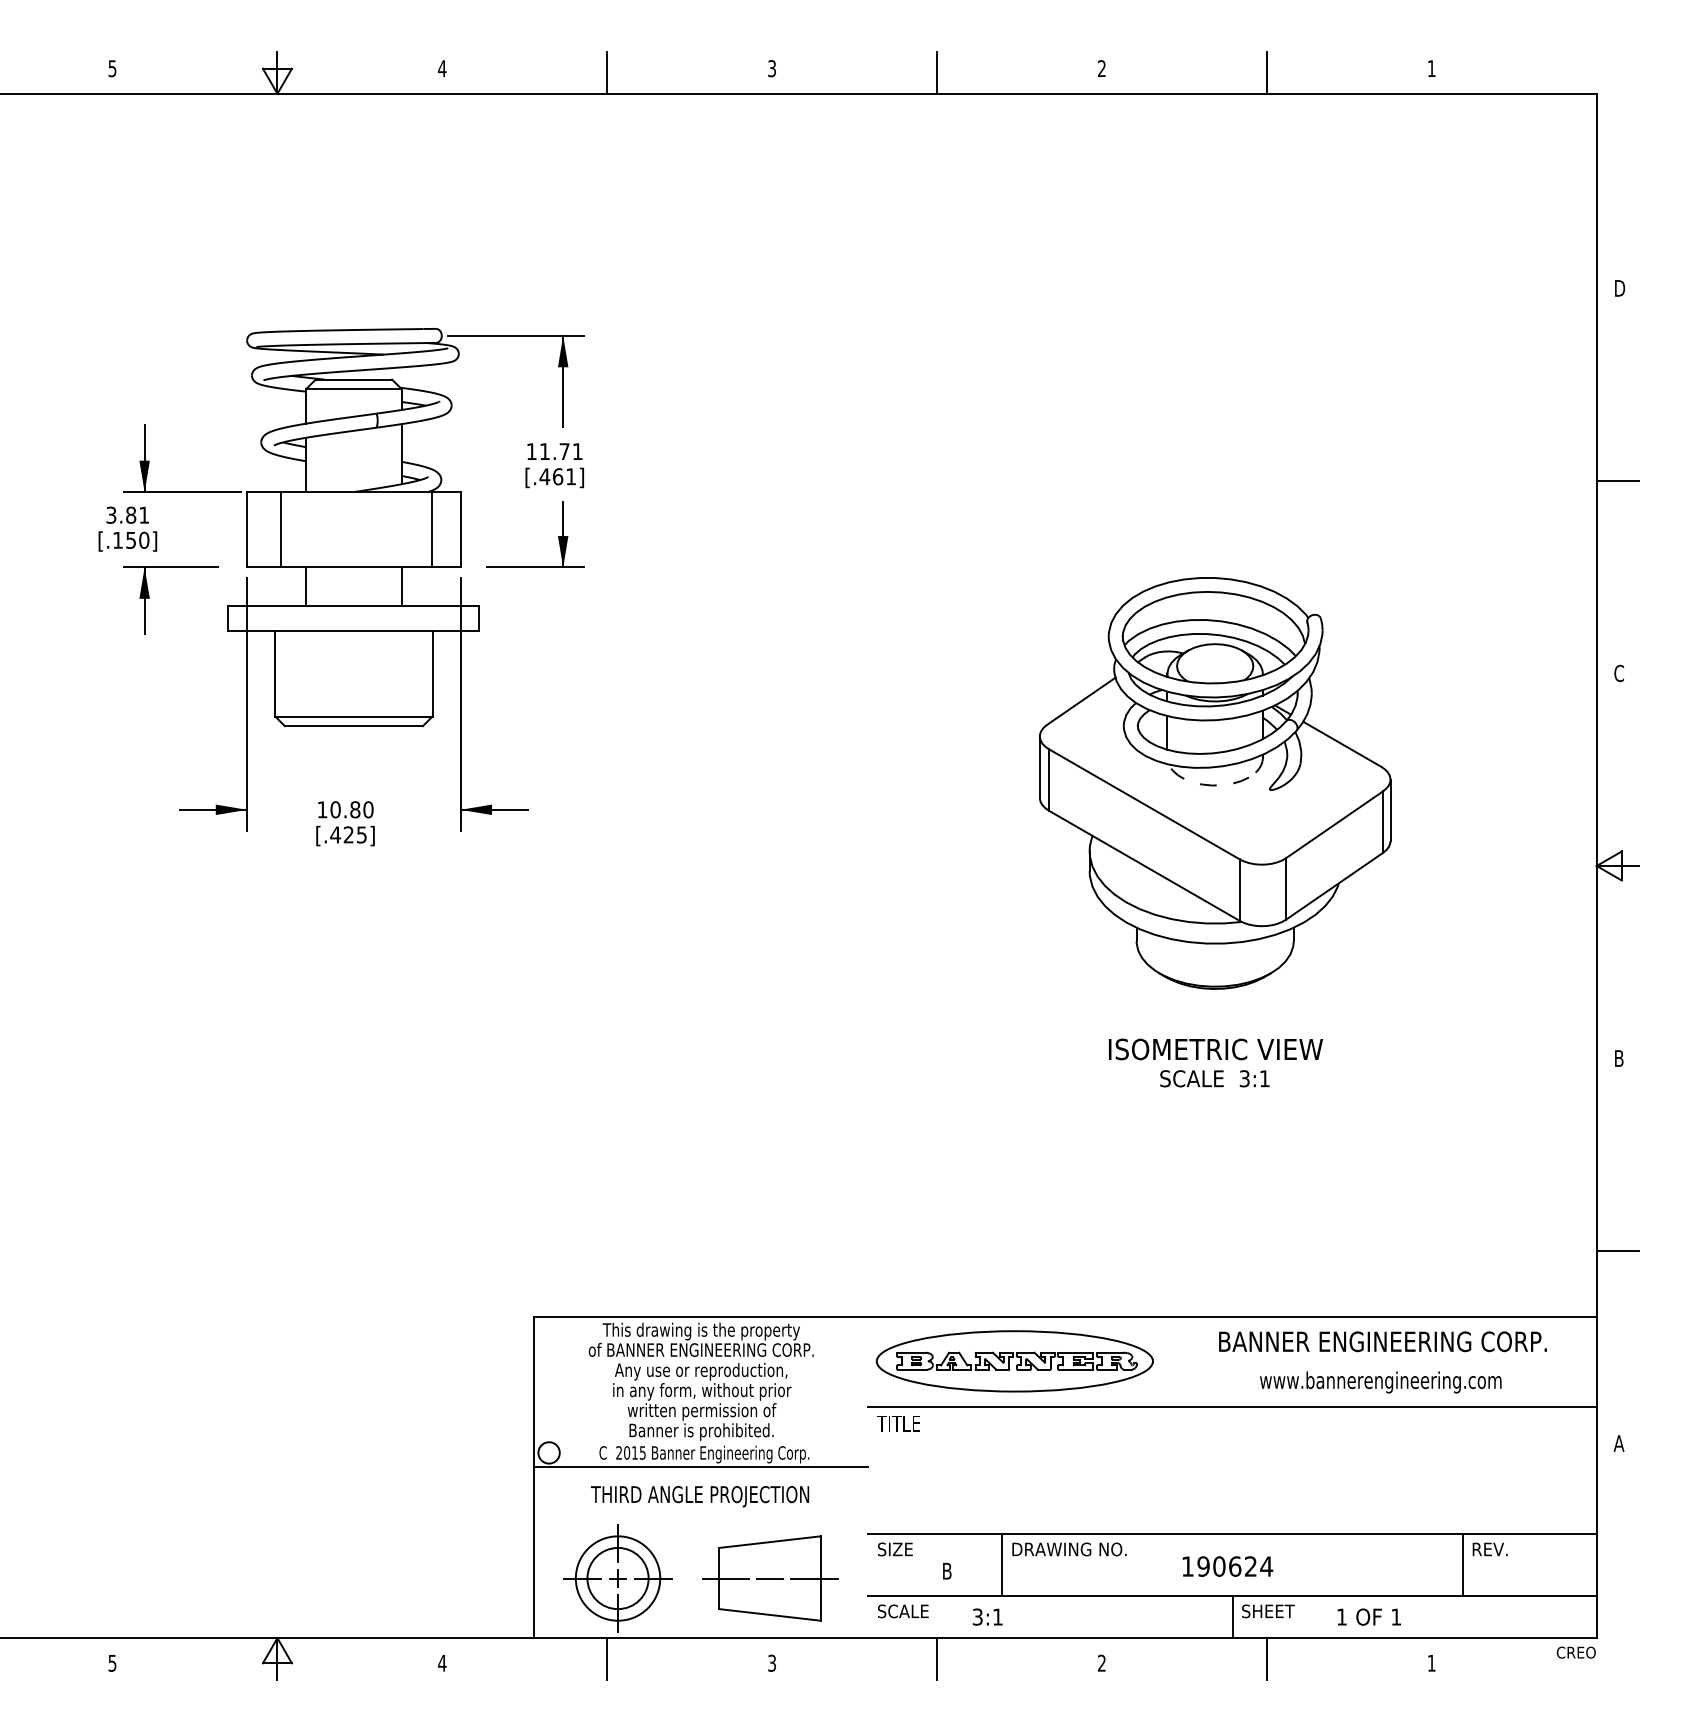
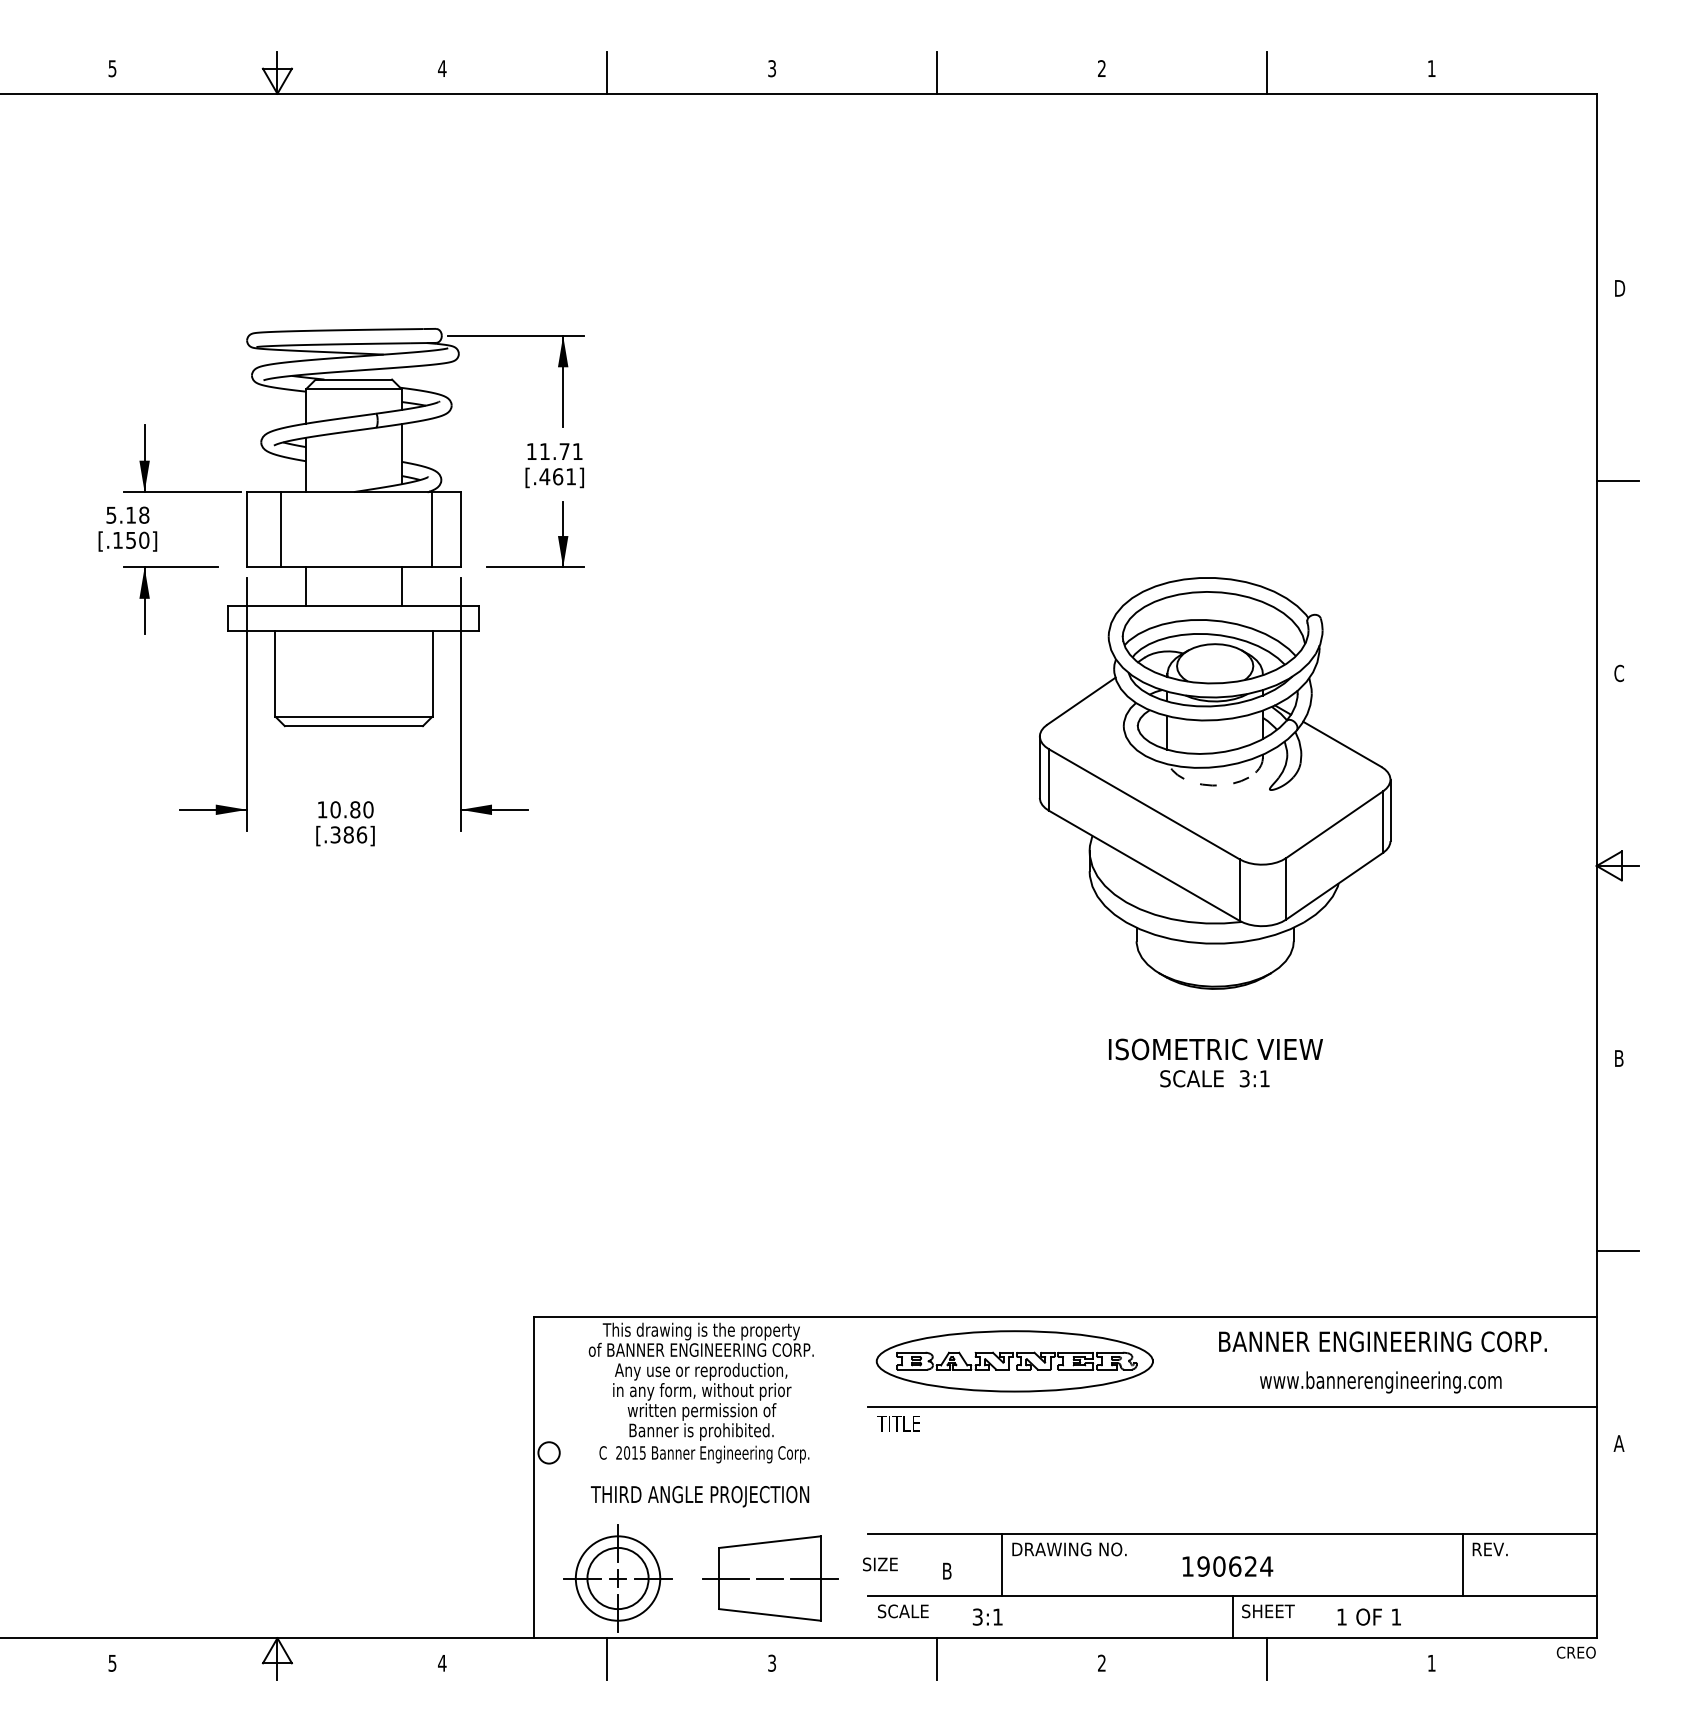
text: 3.81 -> 5.18 (128, 514)
text: [.425] -> [.386] (348, 834)
line: present -> none (700, 1467)
text position: (895, 1549) -> (880, 1564) (880, 1564)
